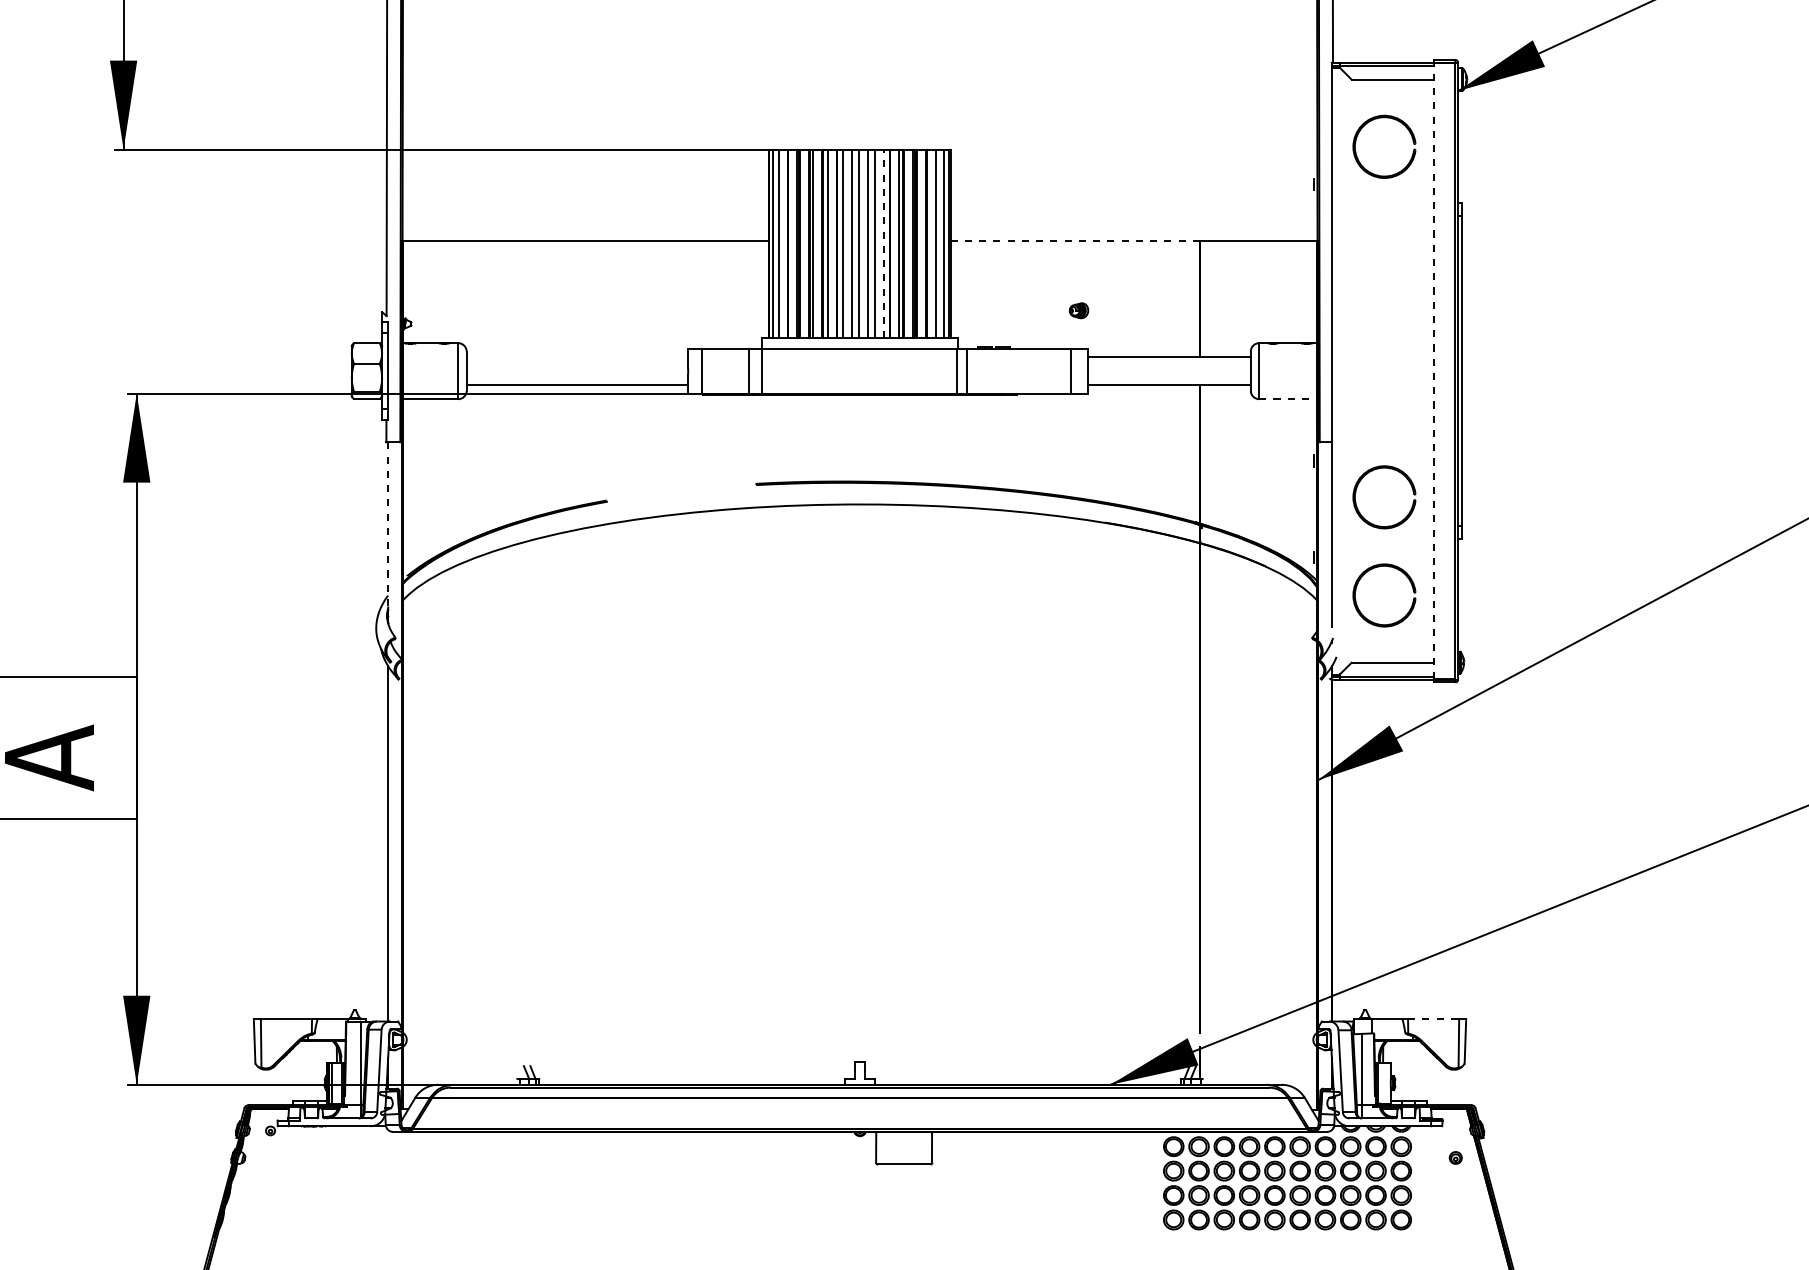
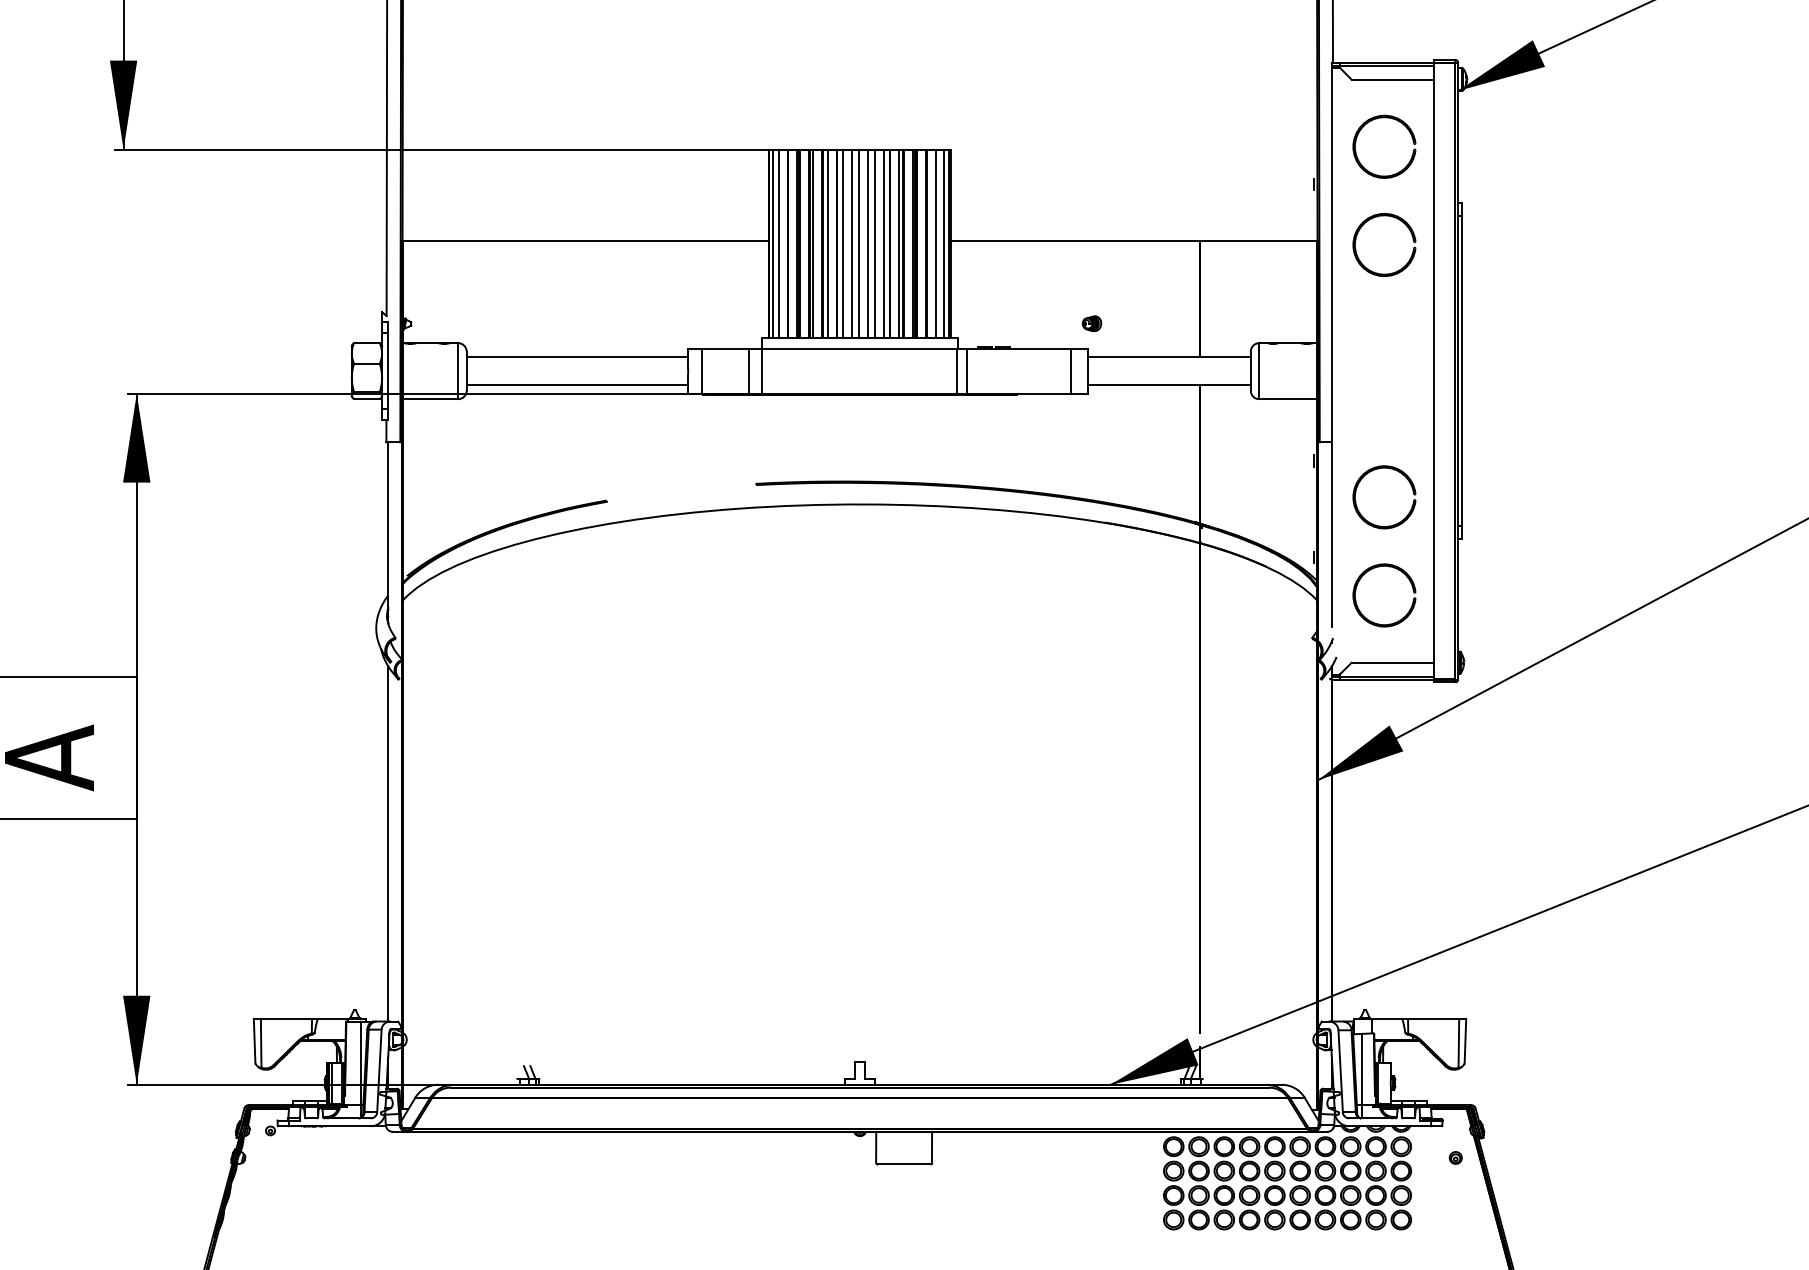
part: none -> present (1394, 218)
line: dashed -> solid (1075, 240)
line: dashed -> solid (884, 243)
part position: (1078, 310) -> (1091, 323) (1091, 323)
line: none -> present (577, 357)
line: dashed -> solid (1434, 371)
line: dashed -> solid (1287, 399)
line: dashed -> solid (388, 525)
line: dashed -> solid (1433, 1019)
